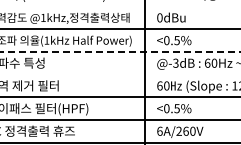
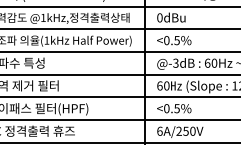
line: none -> present (119, 6)
line: dashed -> solid (121, 51)
line: none -> present (119, 74)
text: 6A/260V -> 6A/250V (185, 130)
